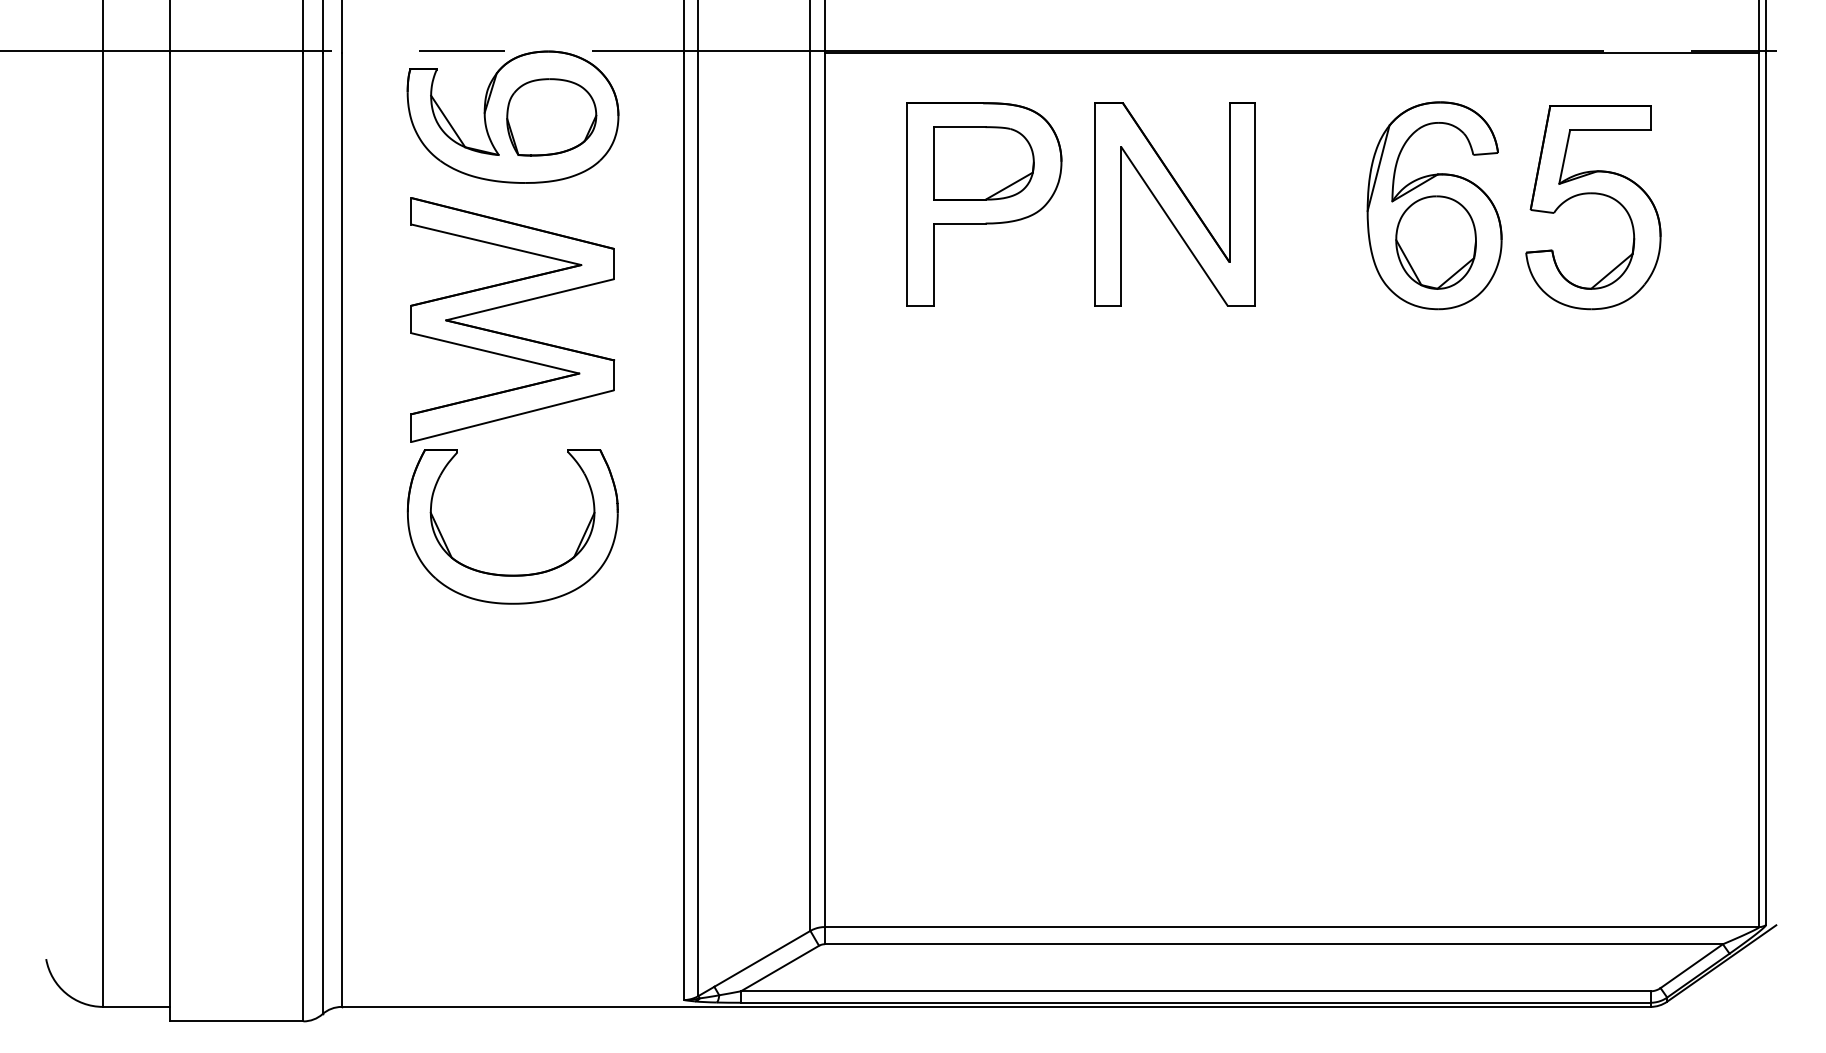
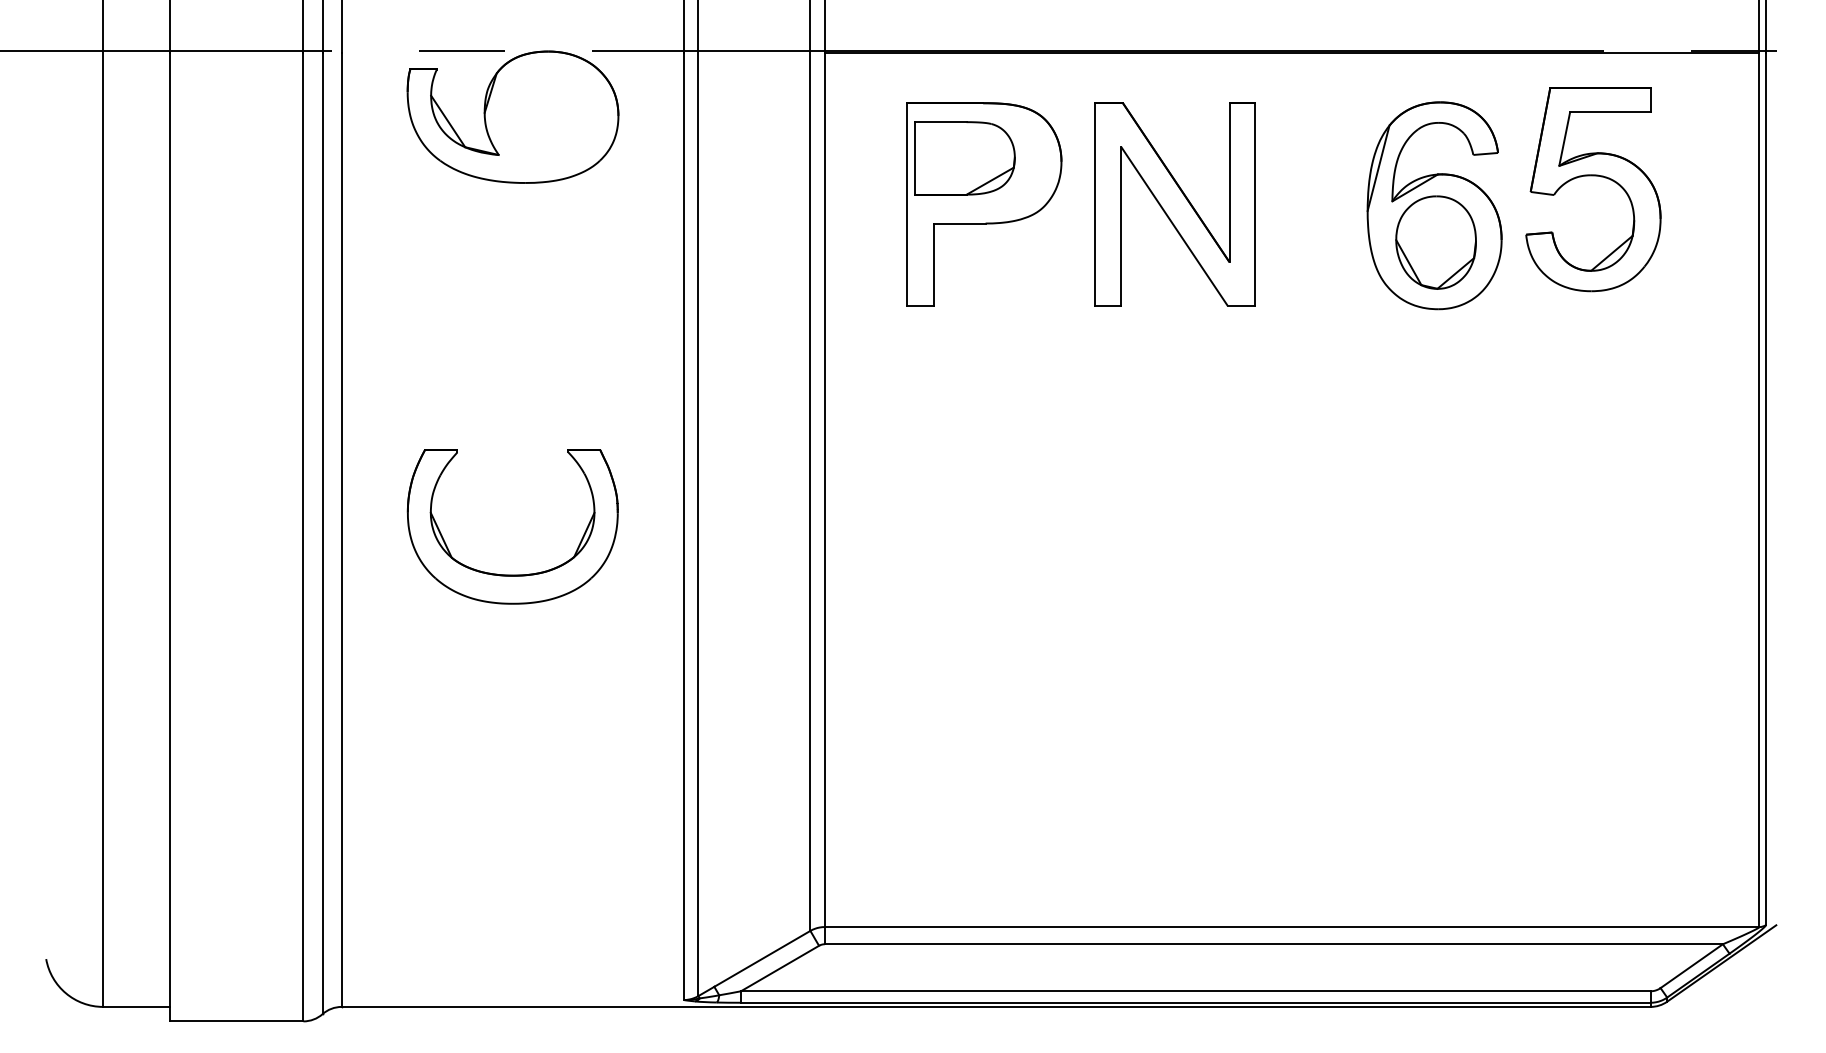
part: present -> none (551, 117)
part position: (983, 163) -> (964, 158) (964, 158)
part position: (1593, 194) -> (1593, 176) (1593, 176)
part: present -> none (507, 306)
